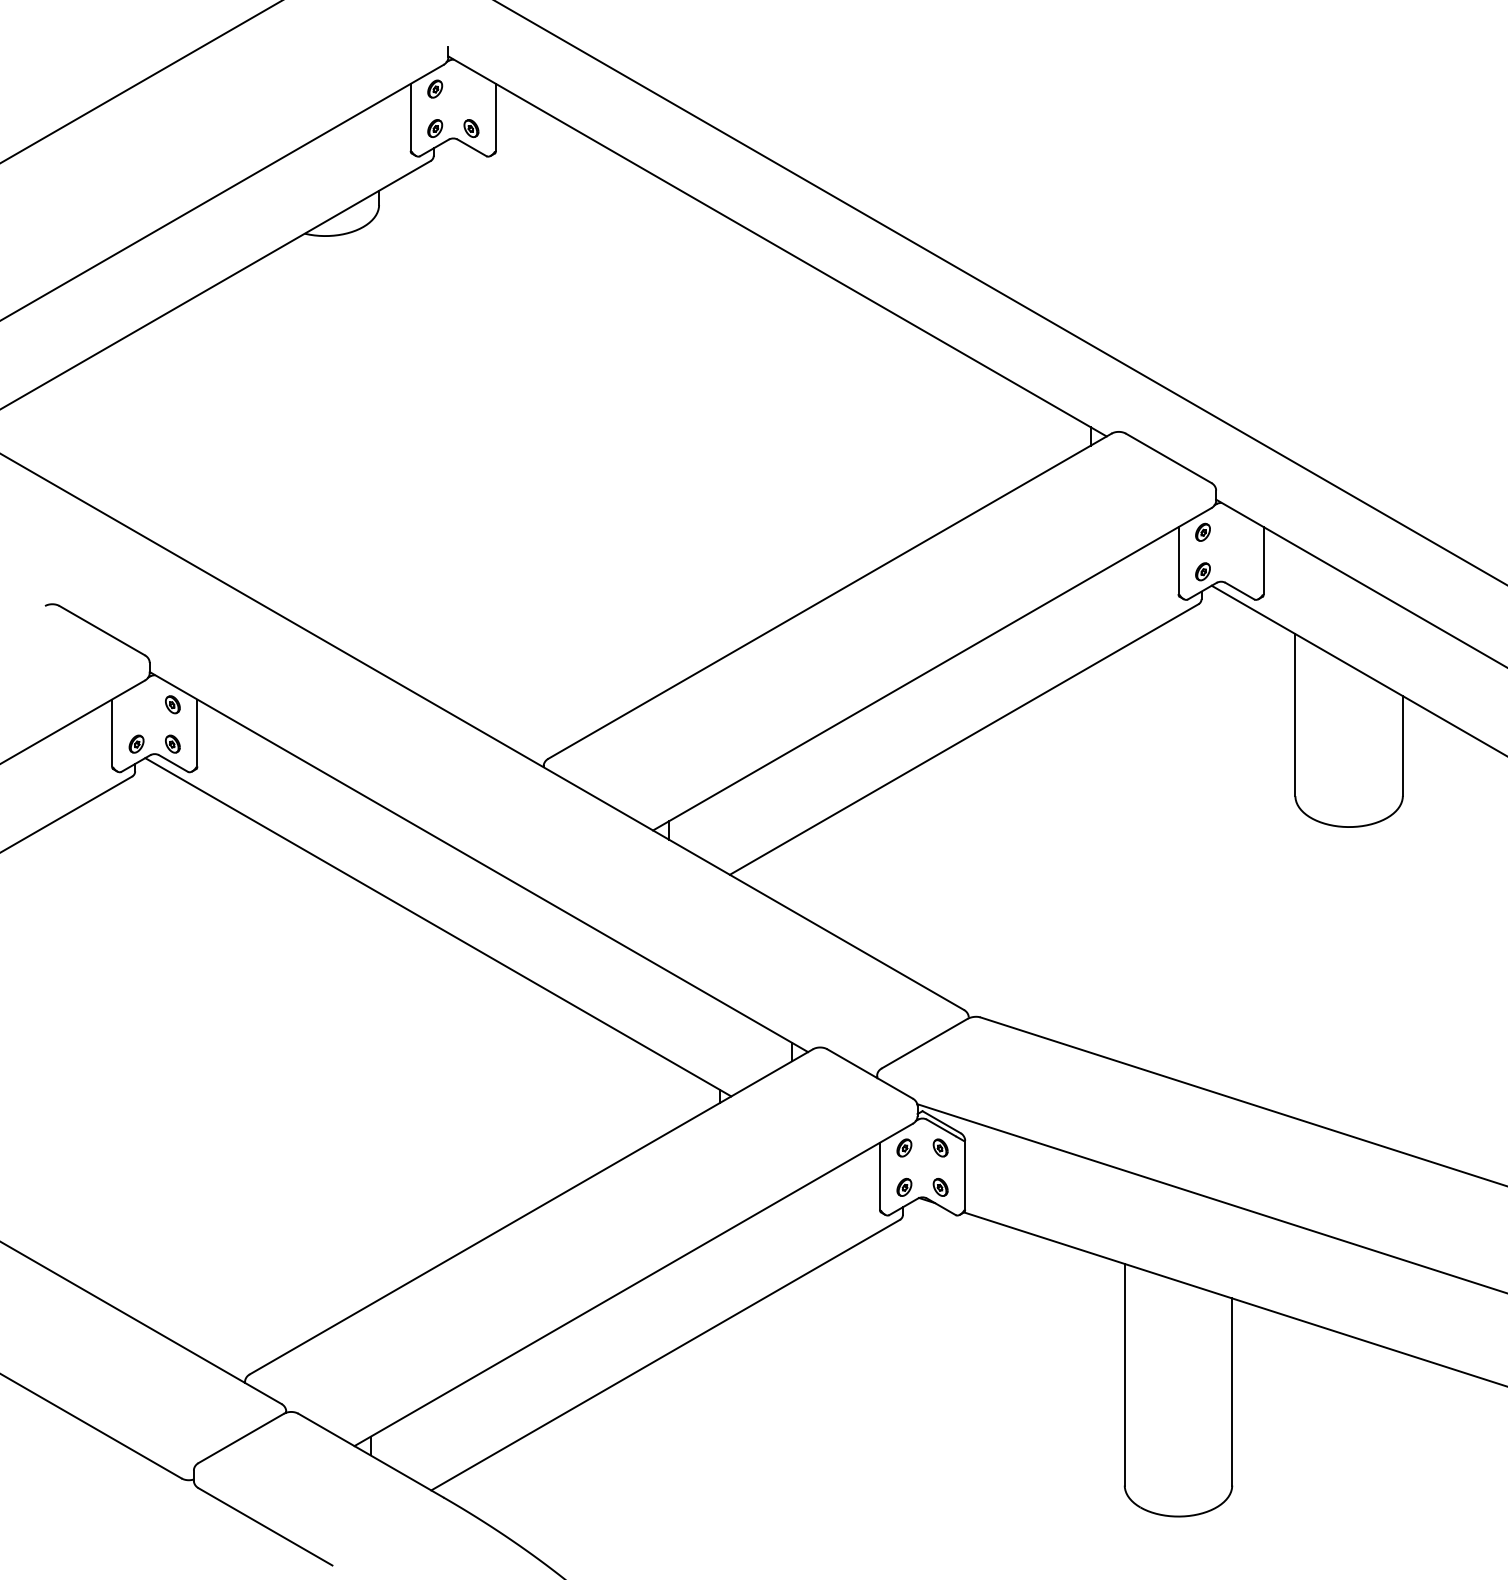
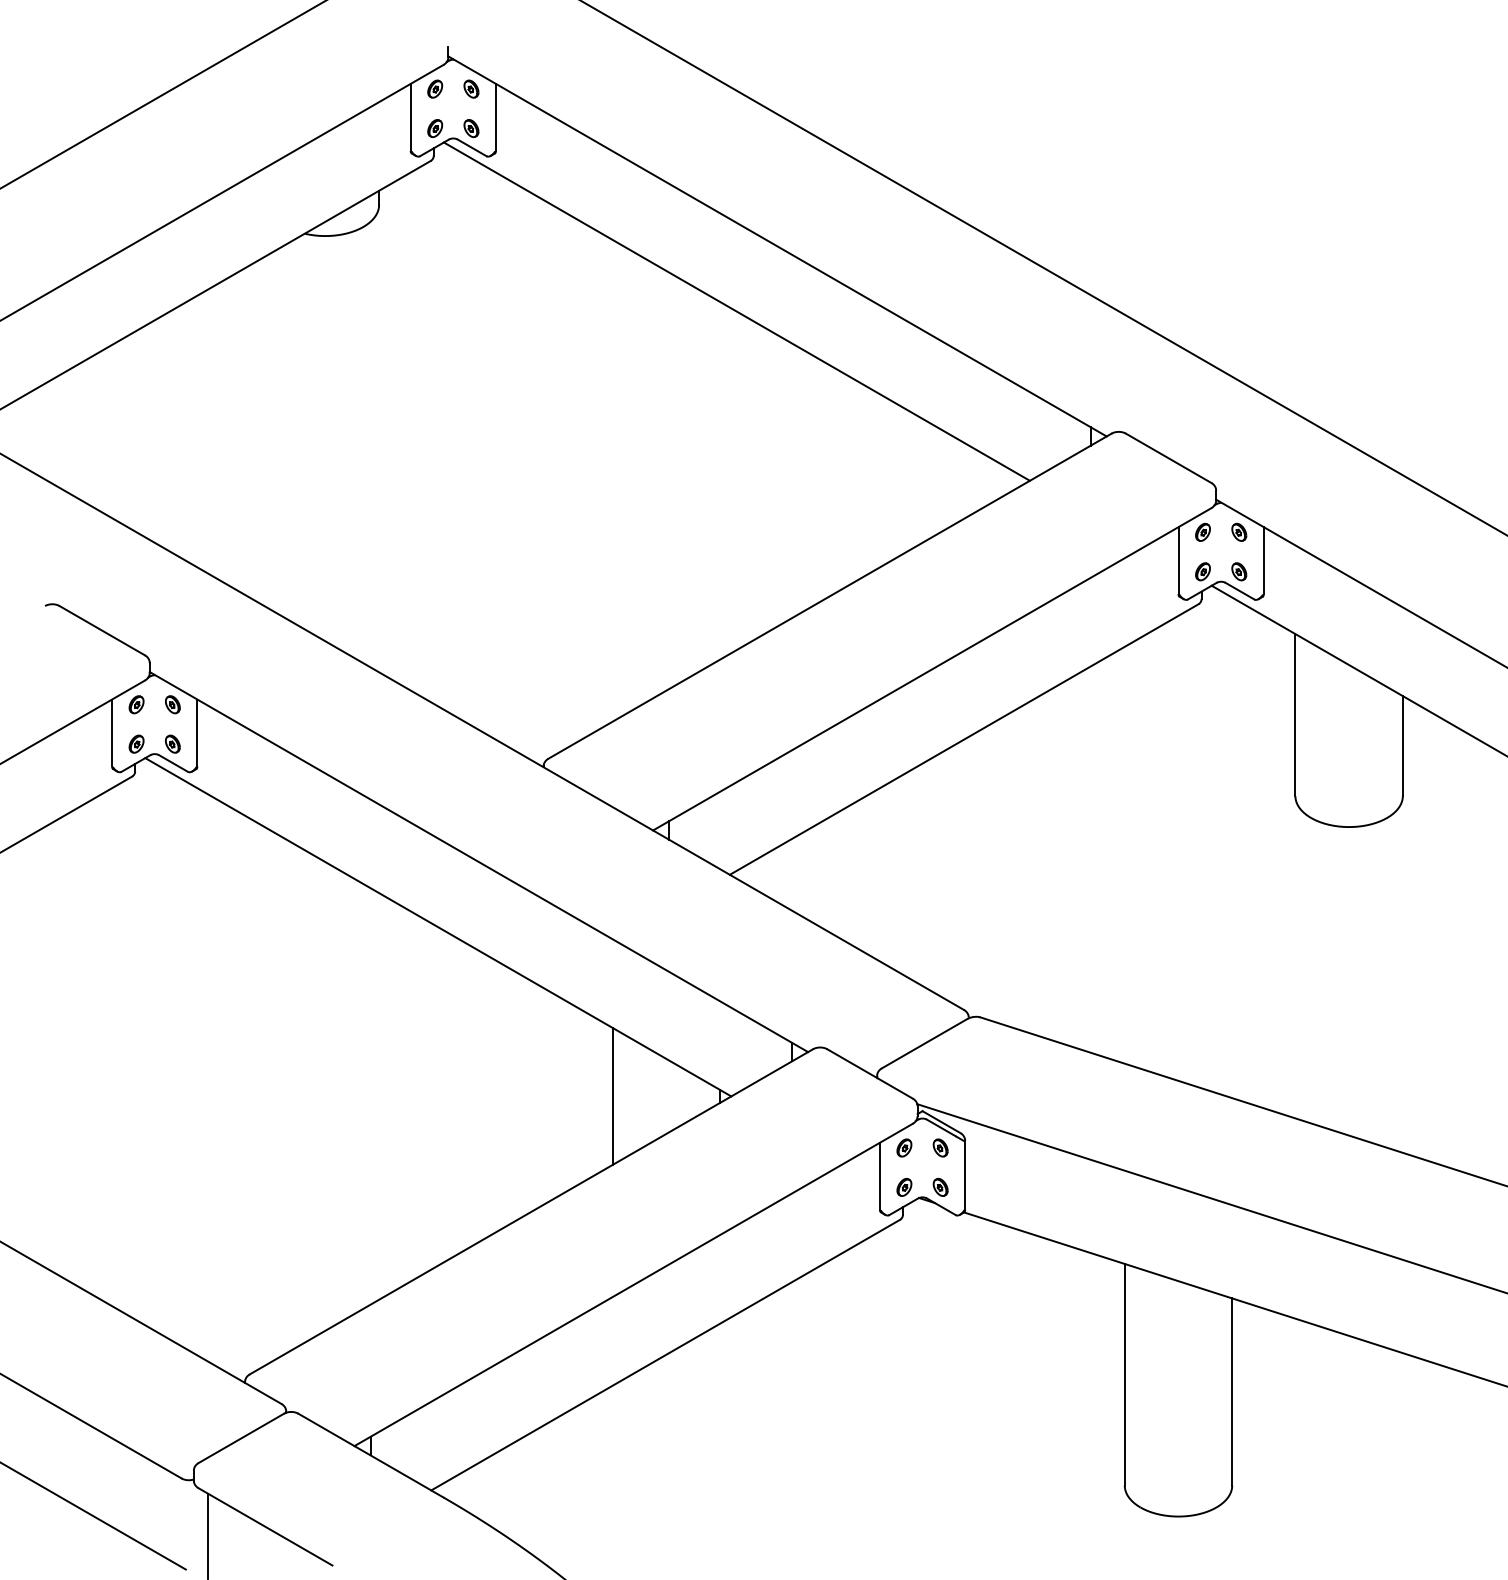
line position: (140, 81) -> (162, 94) (162, 94)
part: none -> present (471, 88)
line position: (1000, 292) -> (1043, 267) (1043, 267)
line: none -> present (736, 311)
part: none -> present (1239, 531)
part: none -> present (1239, 571)
part: none -> present (136, 704)
line: none -> present (612, 1096)
line: none -> present (93, 1516)
line: none -> present (208, 1534)
